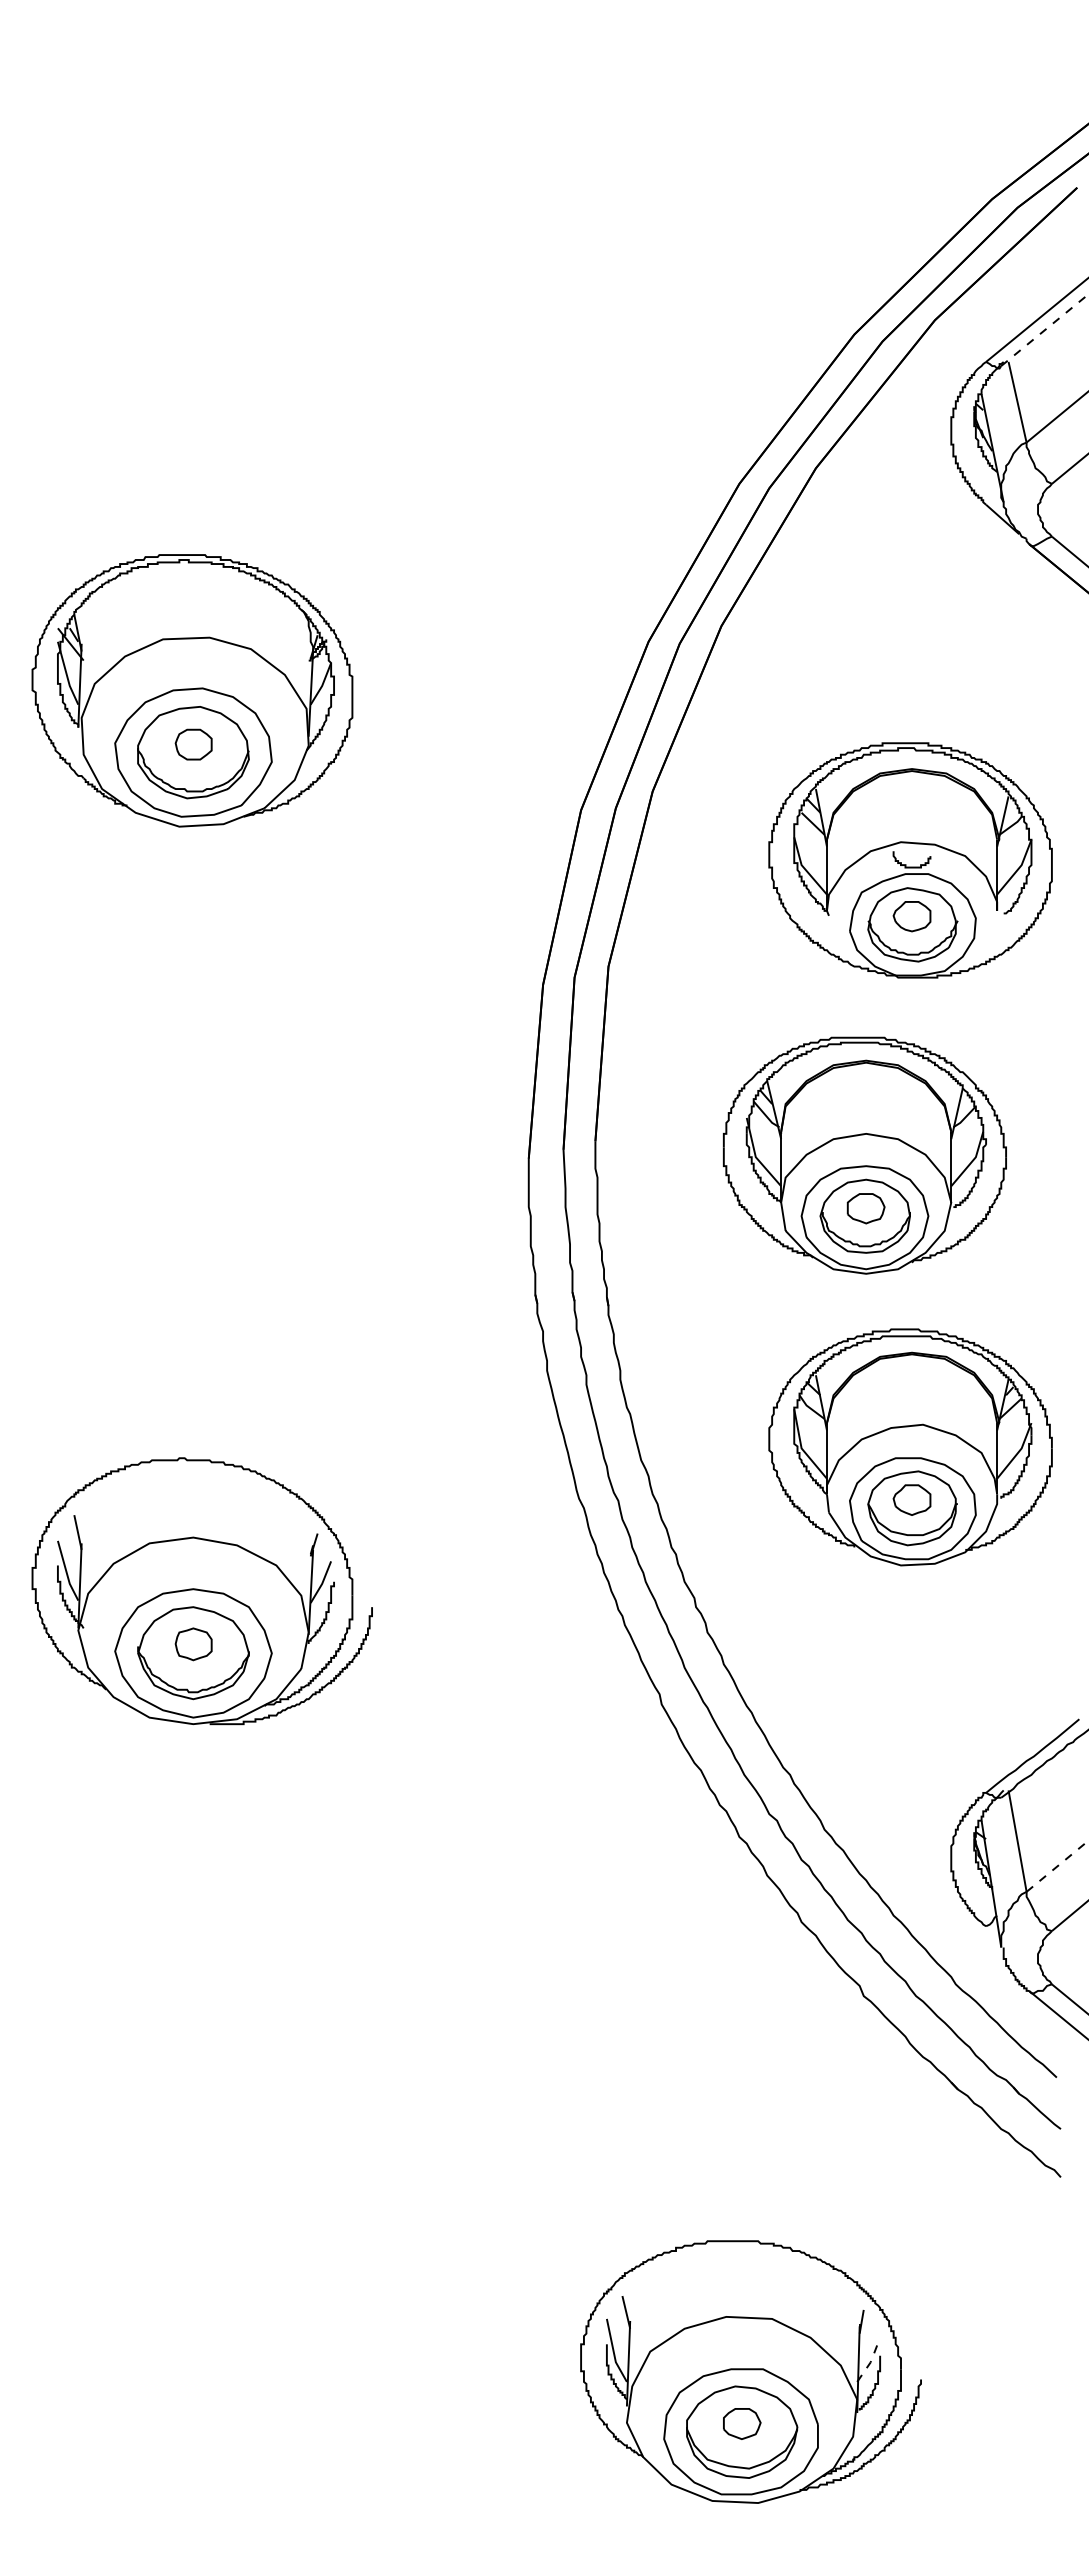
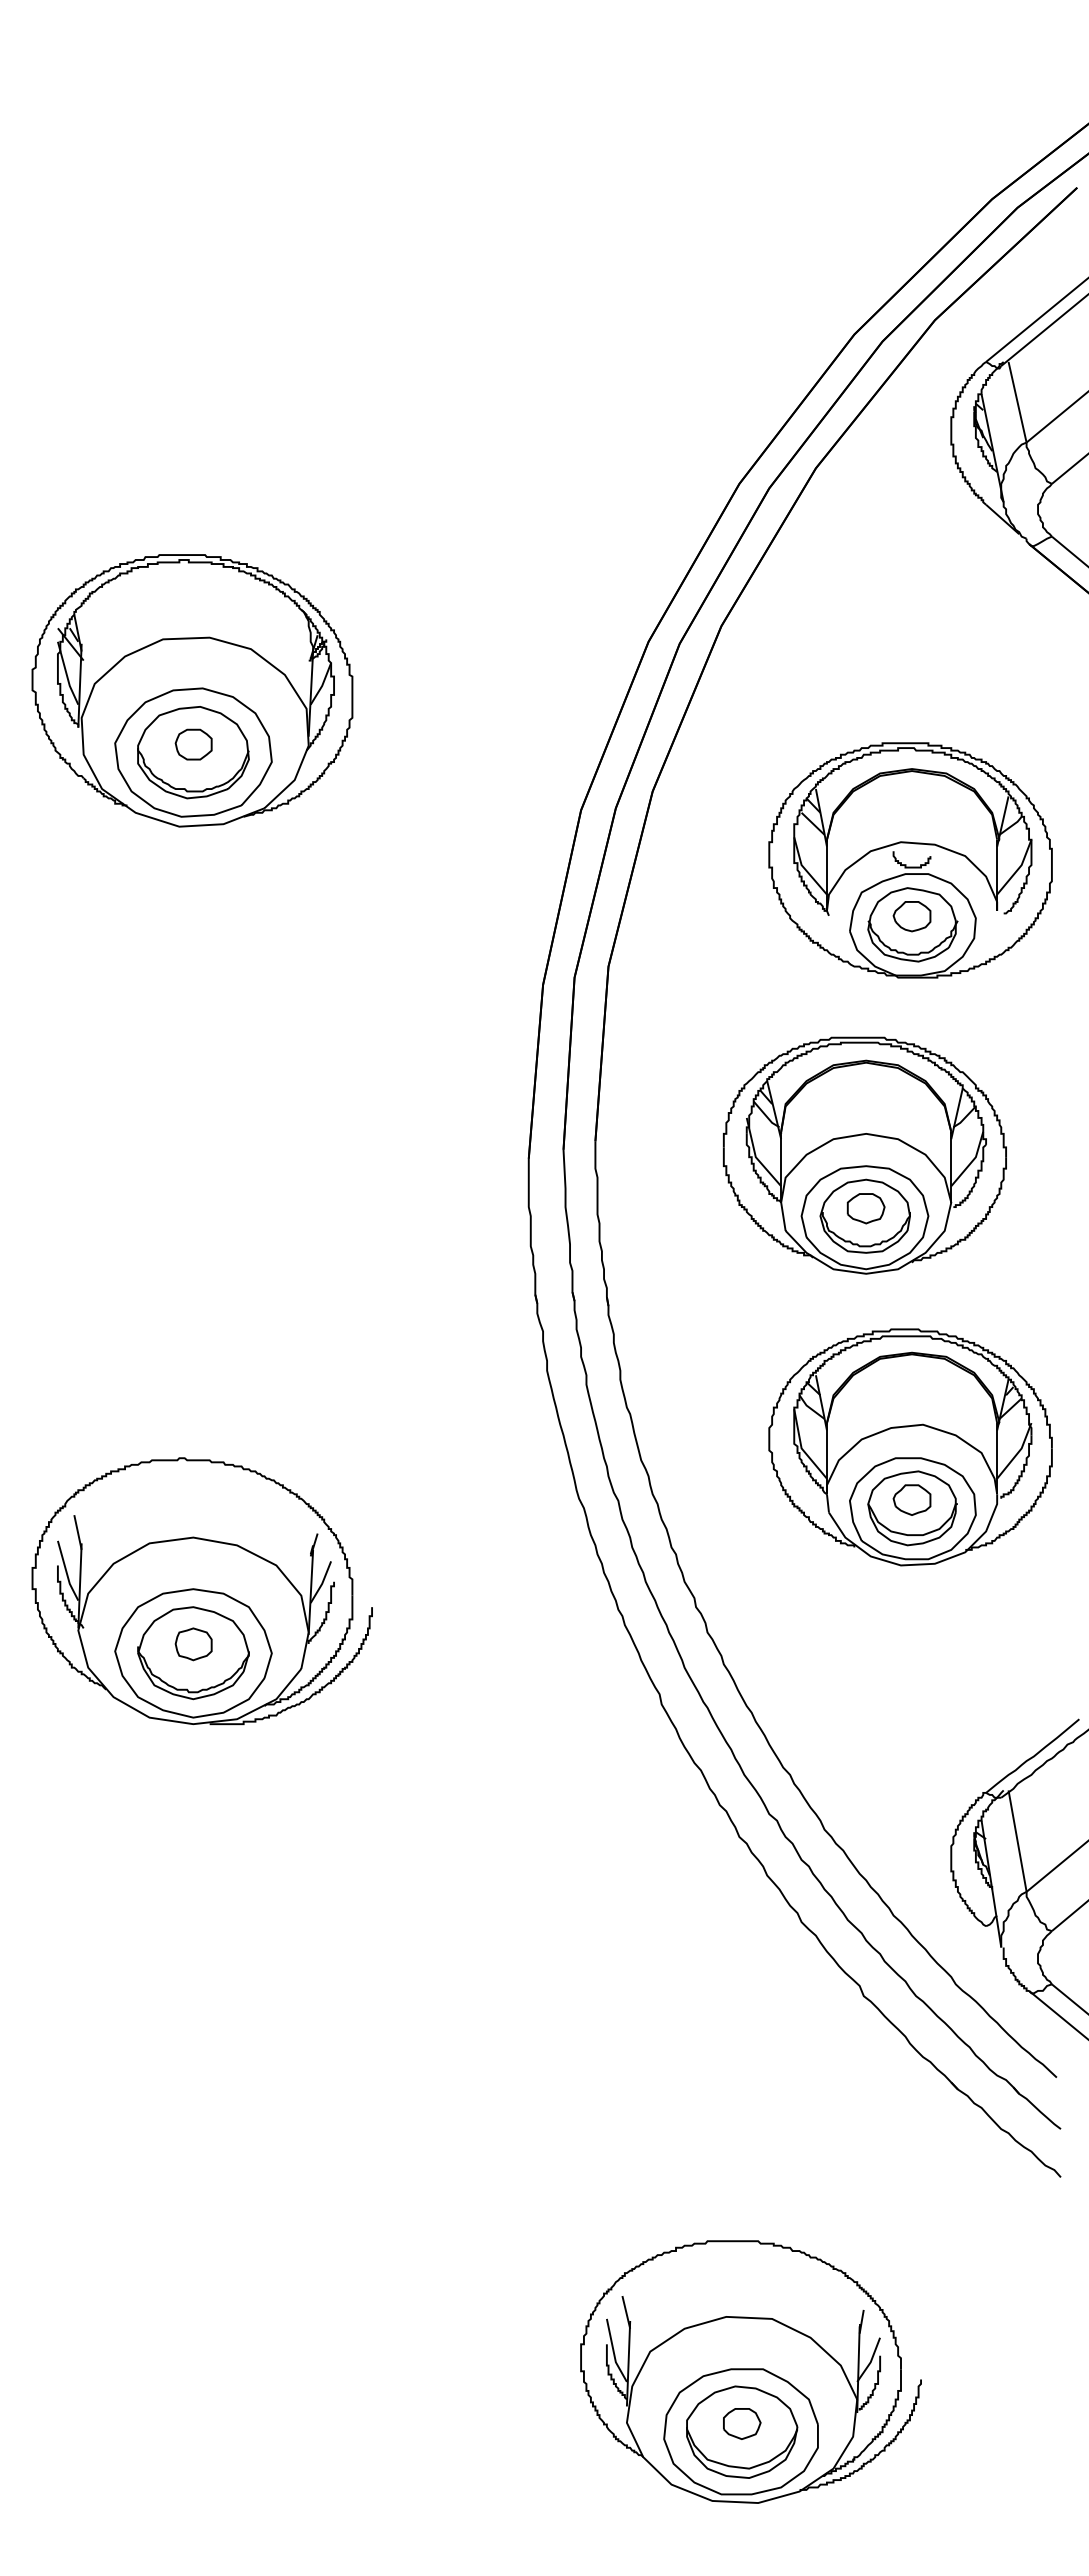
line: dashed -> solid (1045, 329)
line: dashed -> solid (1057, 1866)
line: dashed -> solid (871, 2361)
